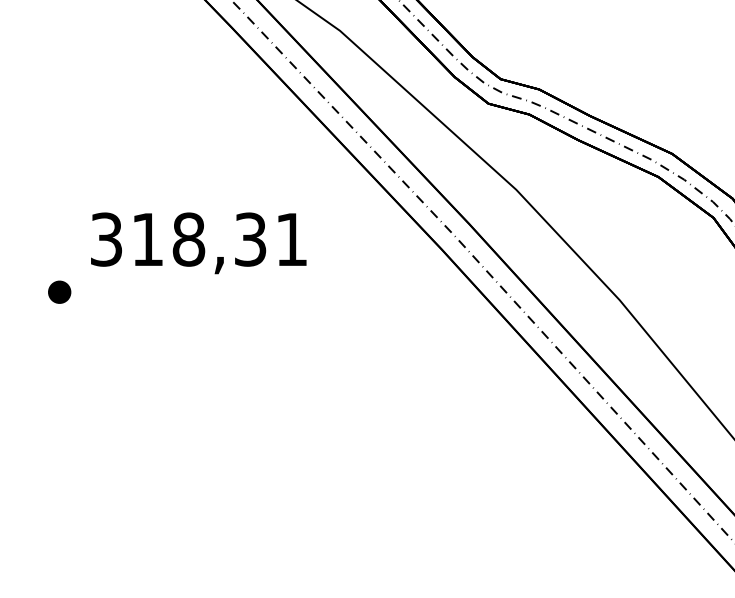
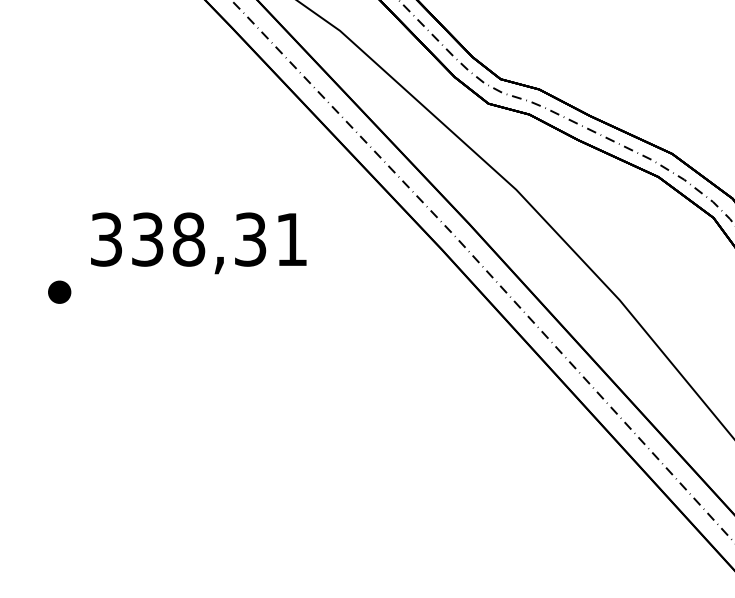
text: 318,31 -> 338,31 (147, 239)
